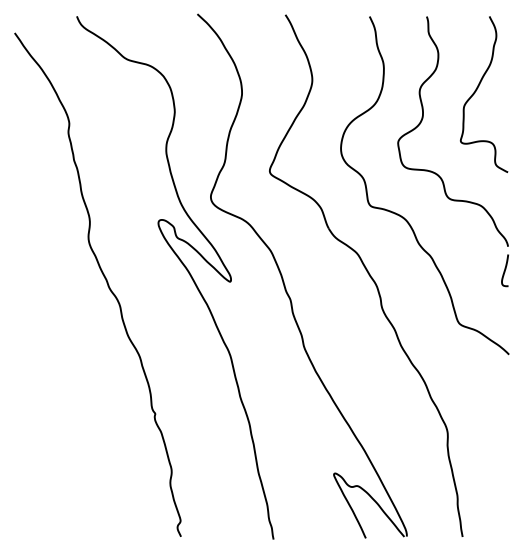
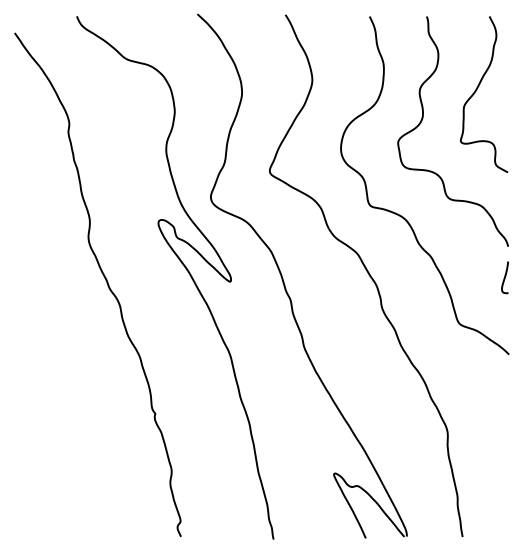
curve position: (504, 270) -> (504, 277) (504, 277)
